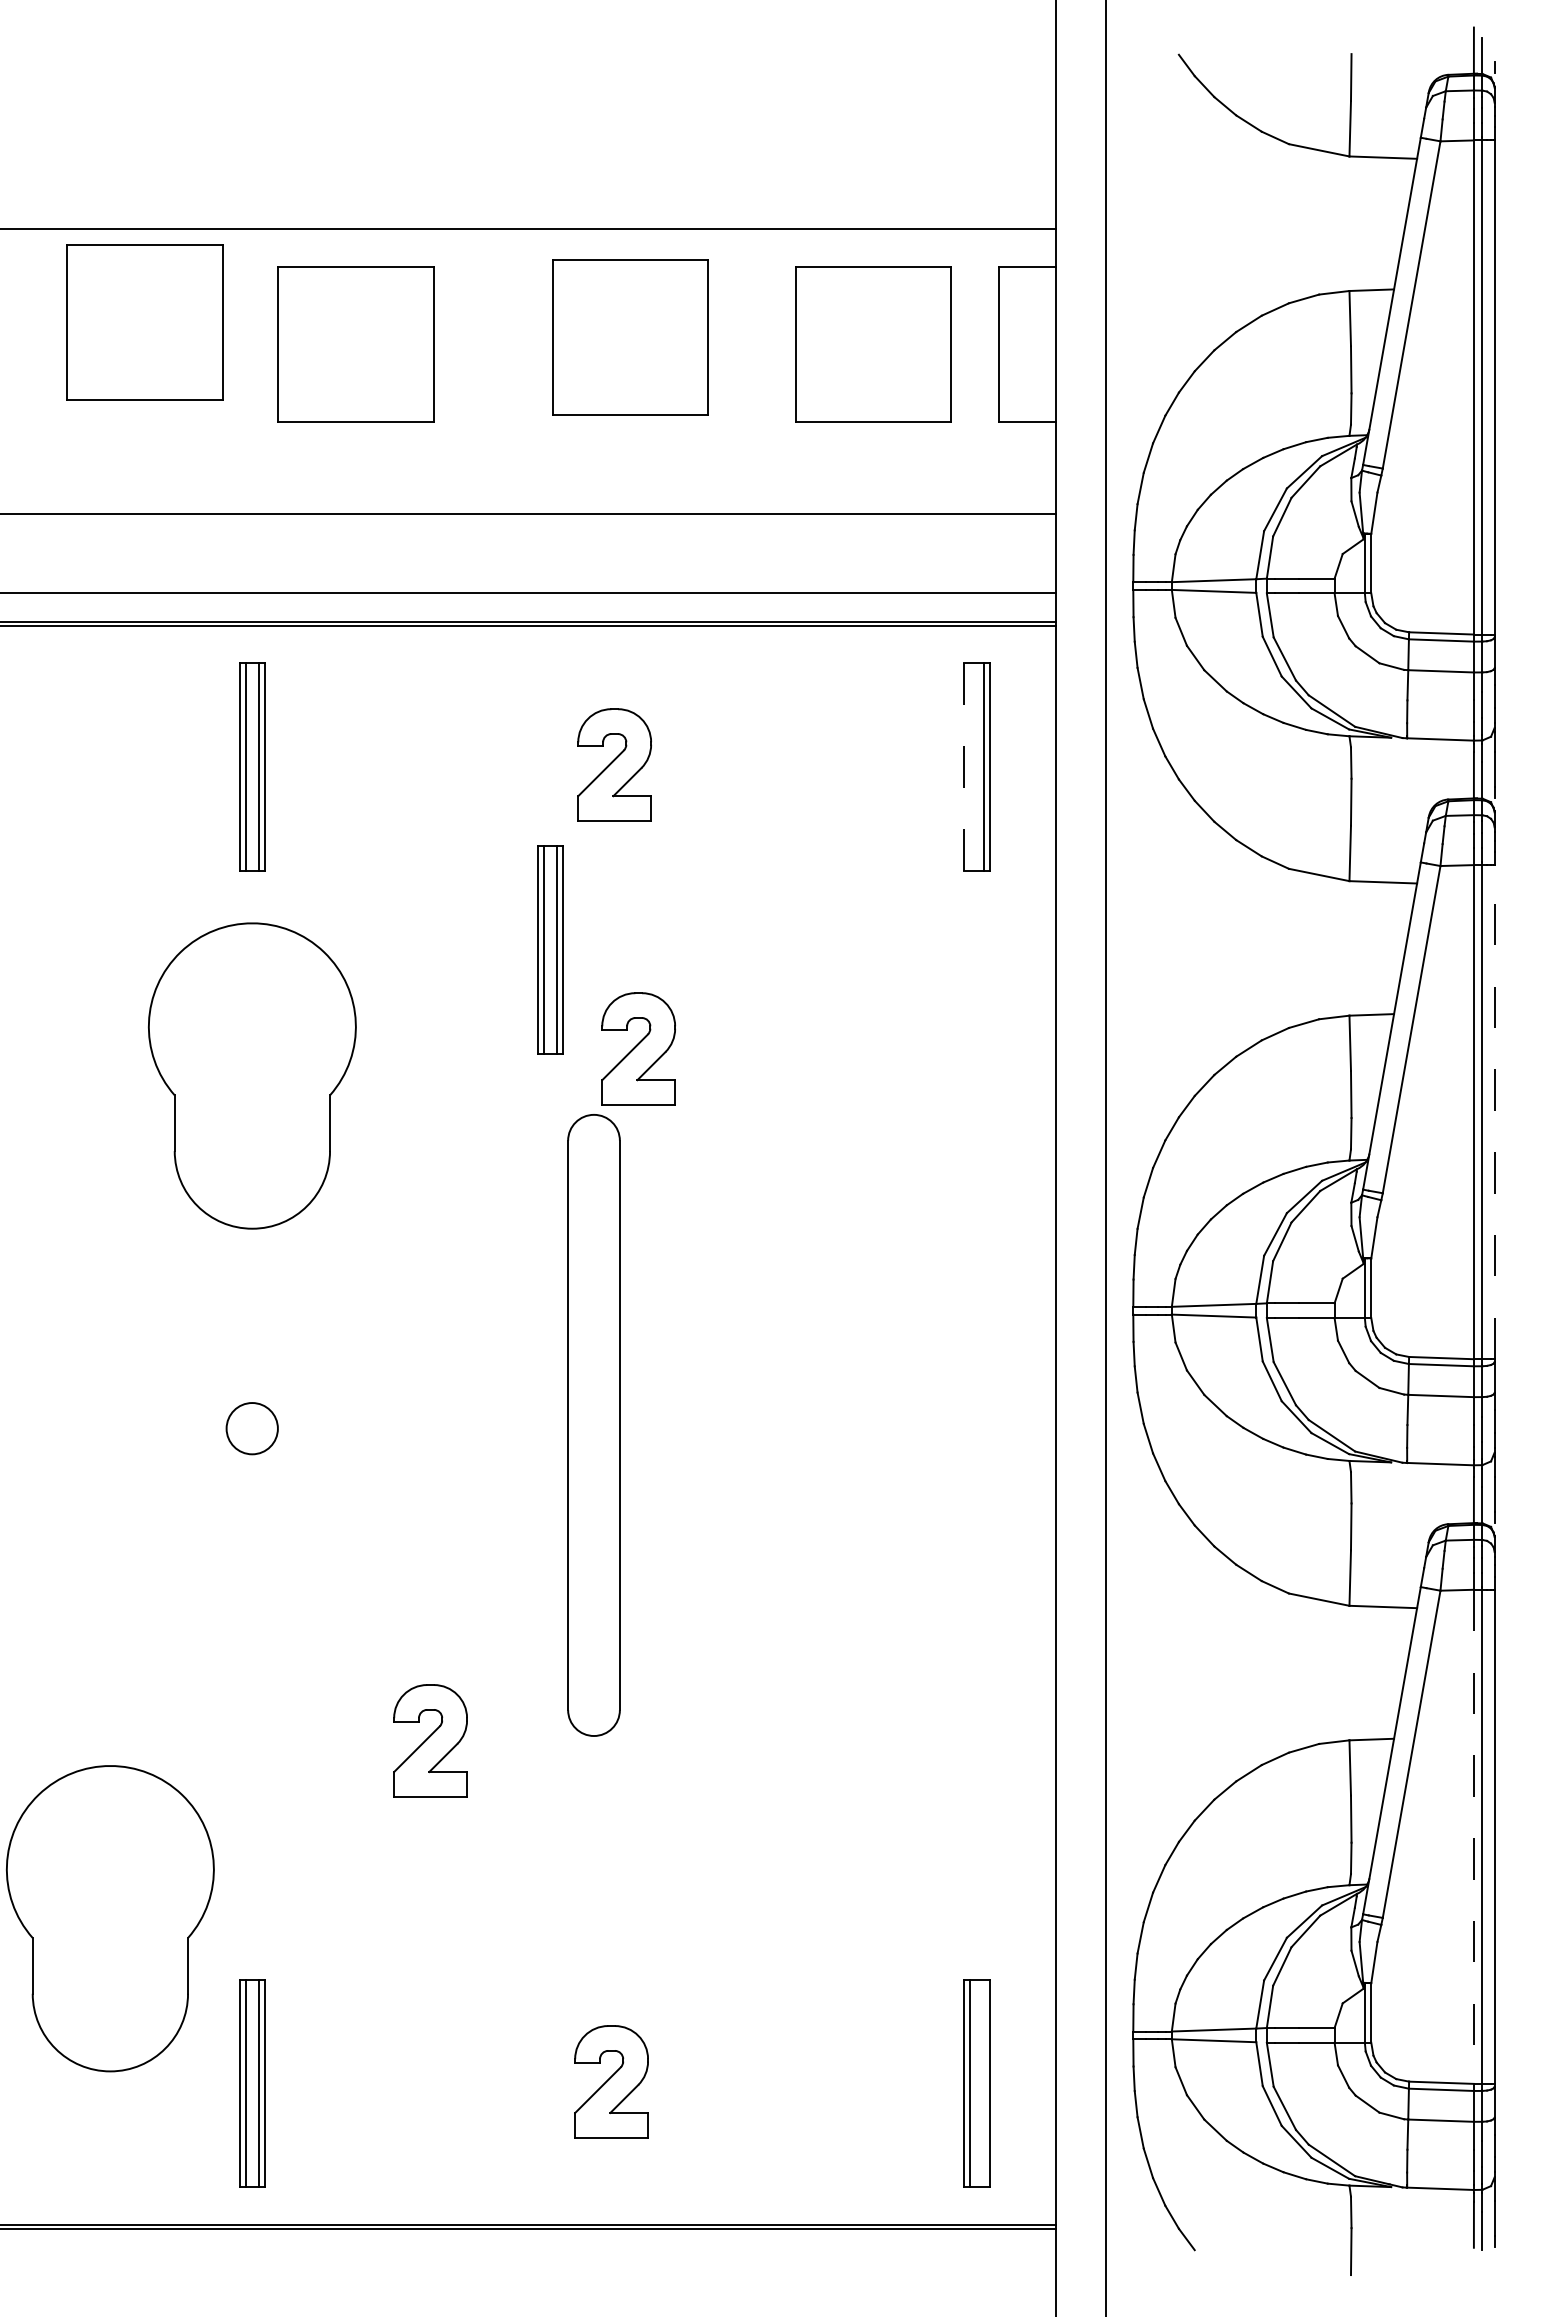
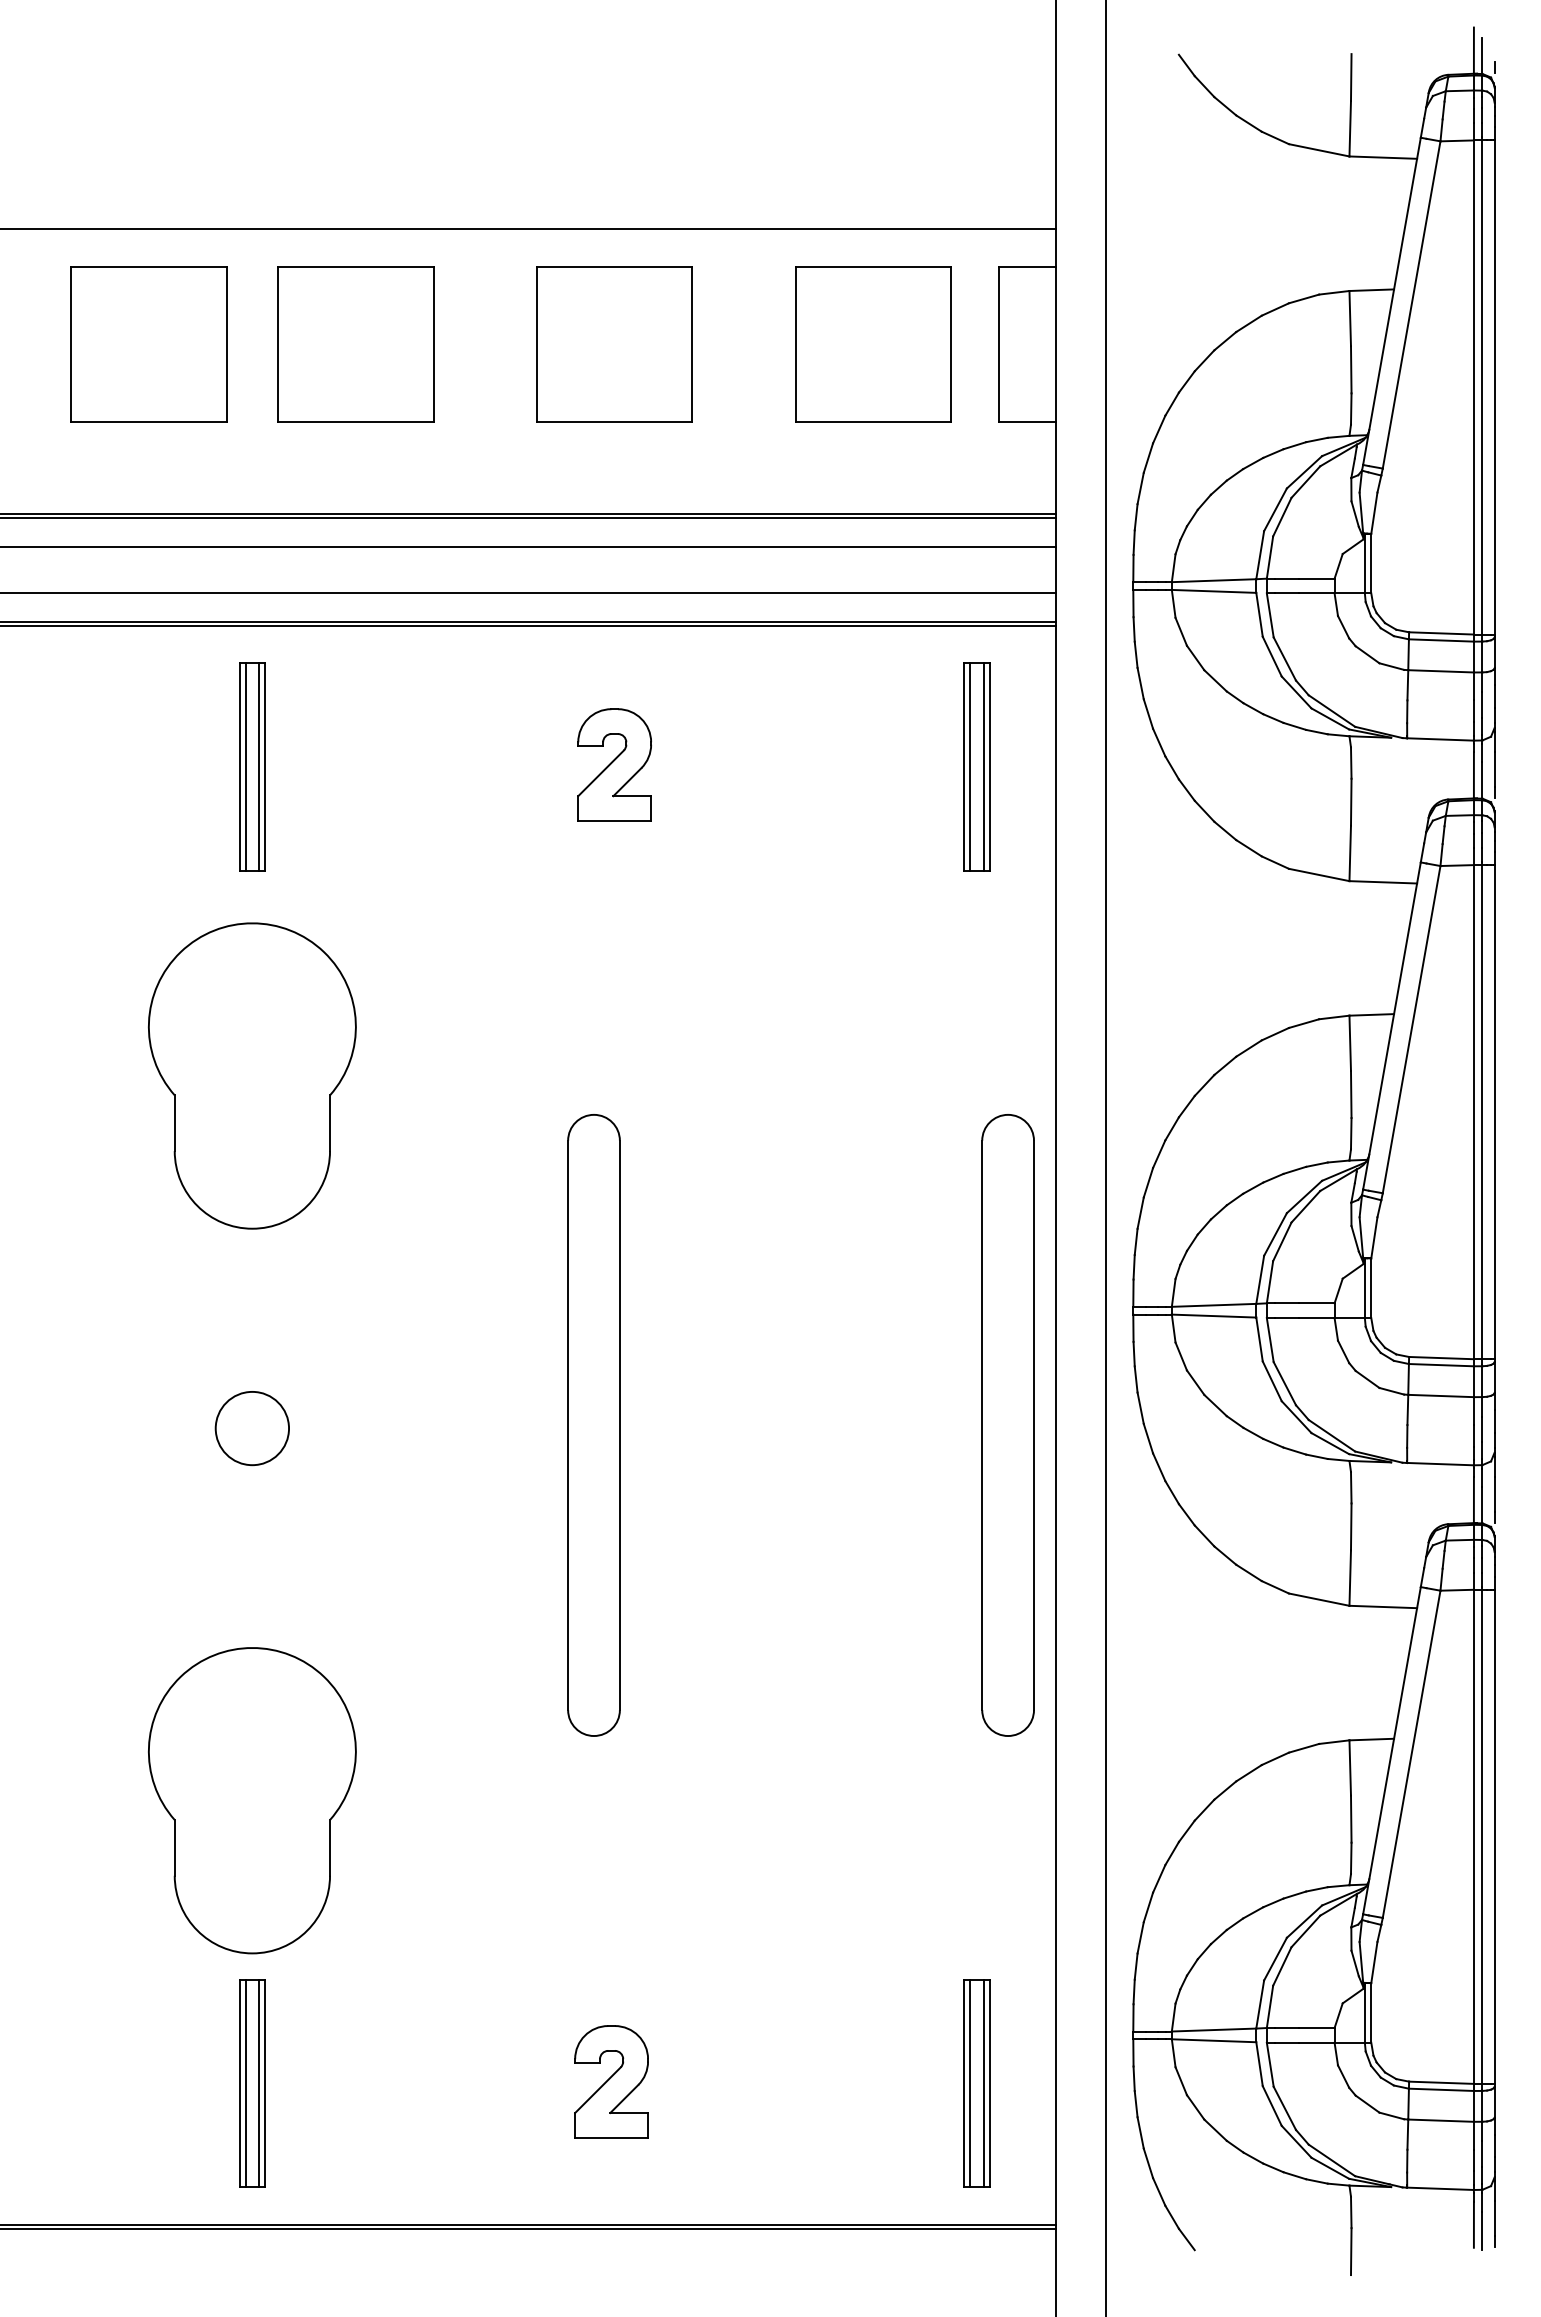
part position: (144, 322) -> (148, 344) (148, 344)
part position: (630, 337) -> (614, 344) (614, 344)
line: none -> present (528, 517)
line: none -> present (528, 546)
line: none -> present (970, 766)
line: dashed -> solid (964, 767)
part: present -> none (550, 949)
part: present -> none (638, 1048)
line: dashed -> solid (1494, 1111)
part: none -> present (1007, 1425)
circle size: 54x54 px -> 76x76 px (251, 1428)
part: present -> none (430, 1740)
line: dashed -> solid (1473, 1837)
part position: (110, 1918) -> (252, 1800) (252, 1800)
line: none -> present (983, 2083)
